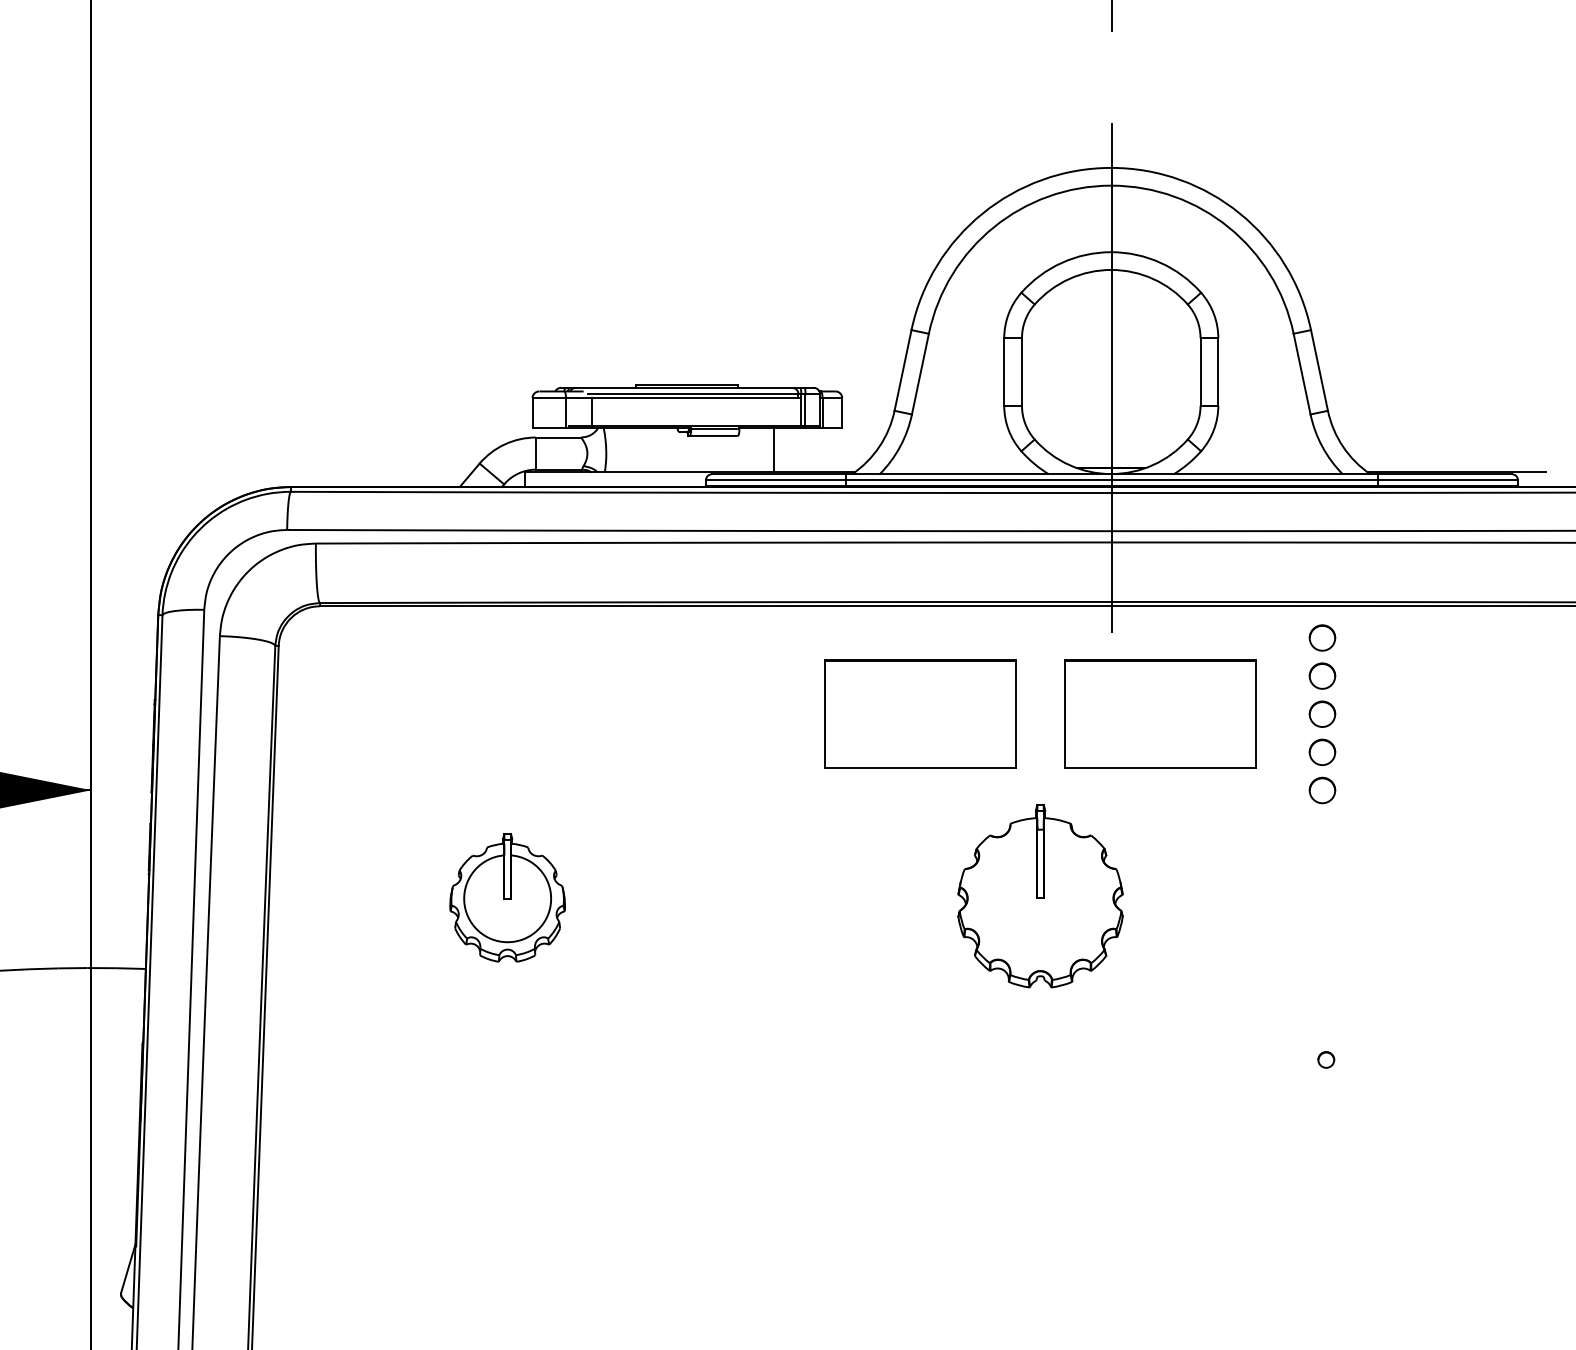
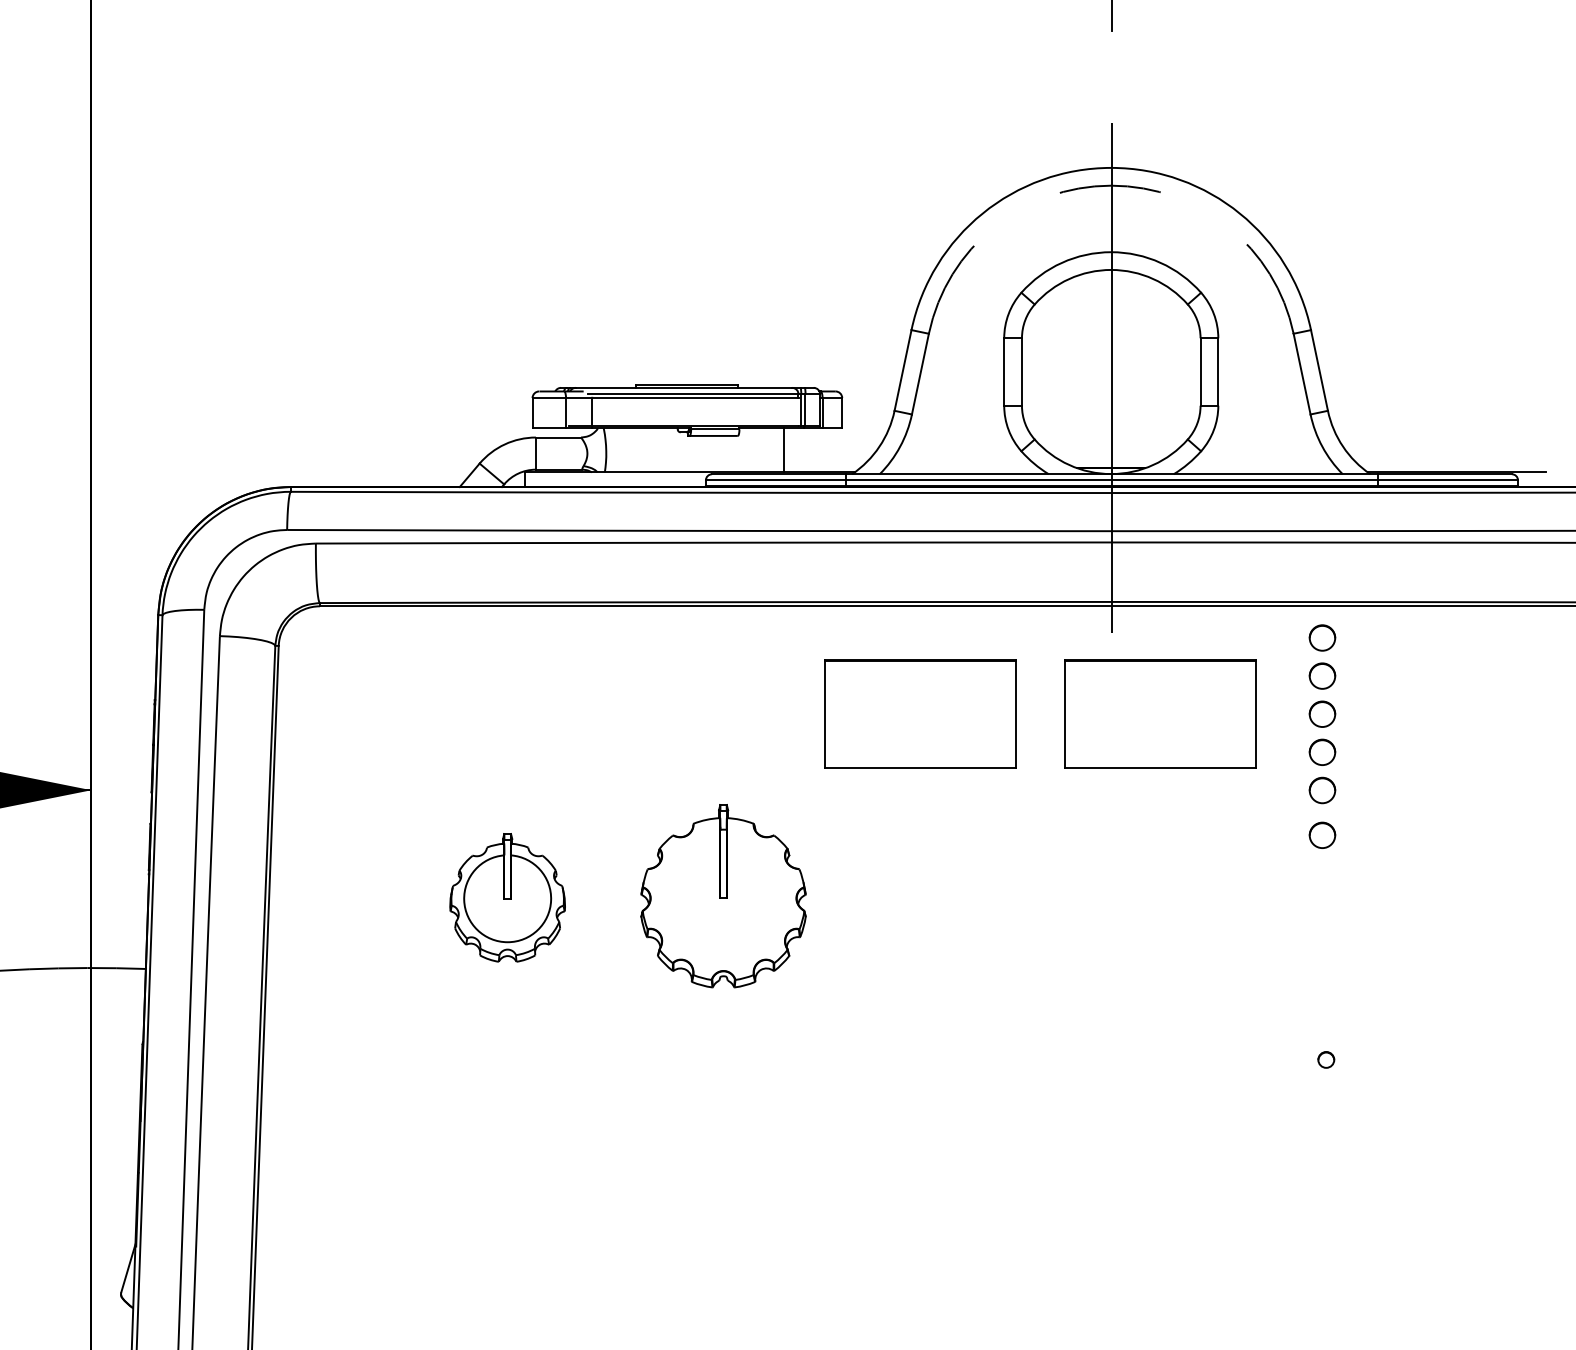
arc: solid -> dashed (1111, 185)
line position: (773, 450) -> (783, 450) (783, 450)
part: none -> present (1322, 834)
part position: (1040, 896) -> (723, 896) (723, 896)
